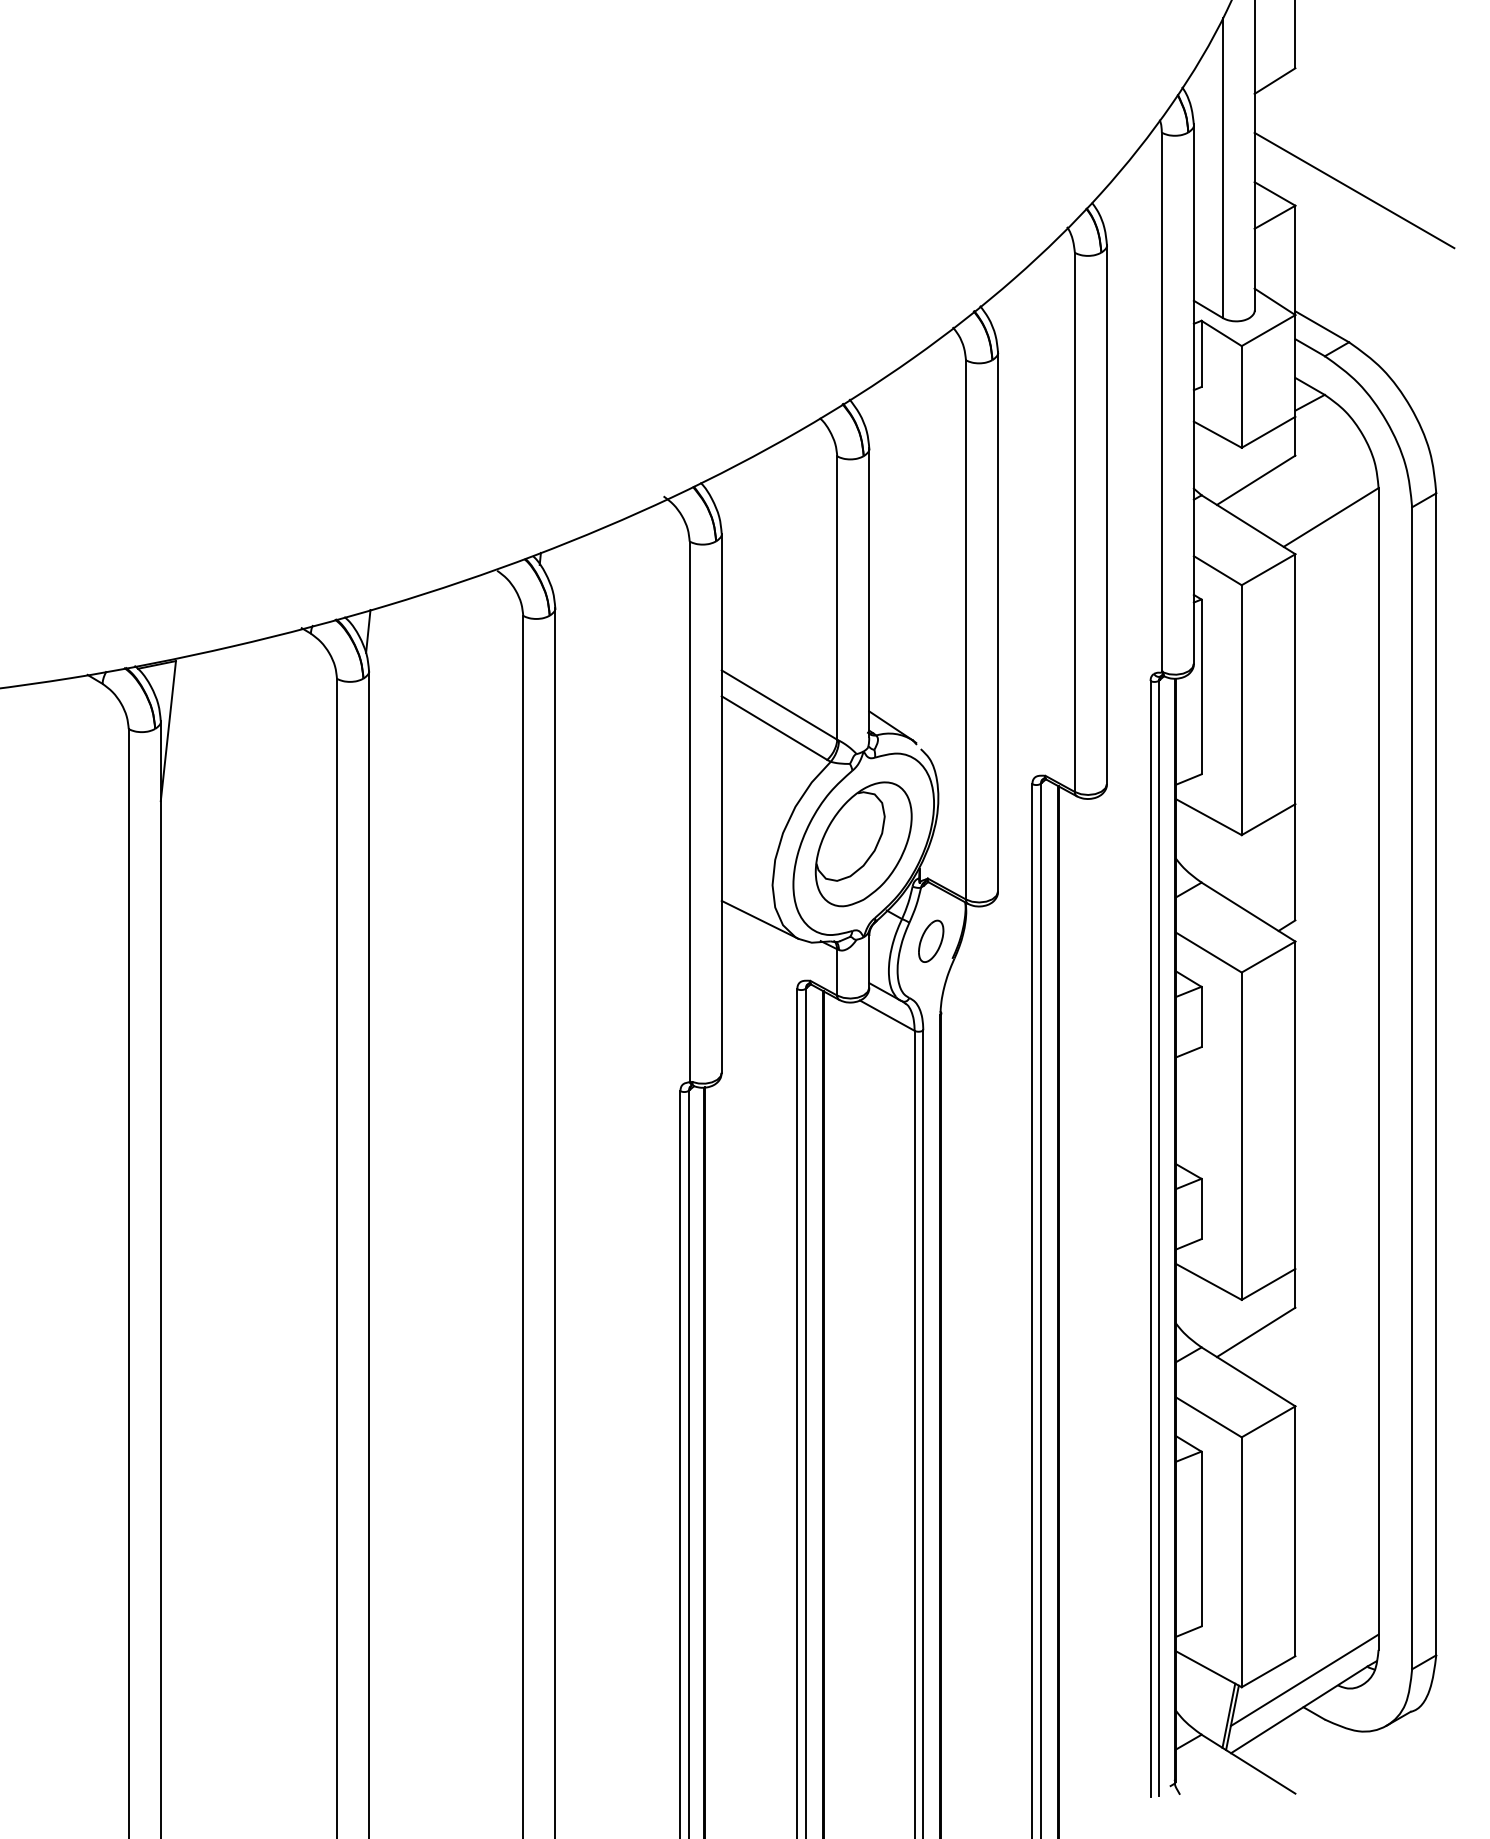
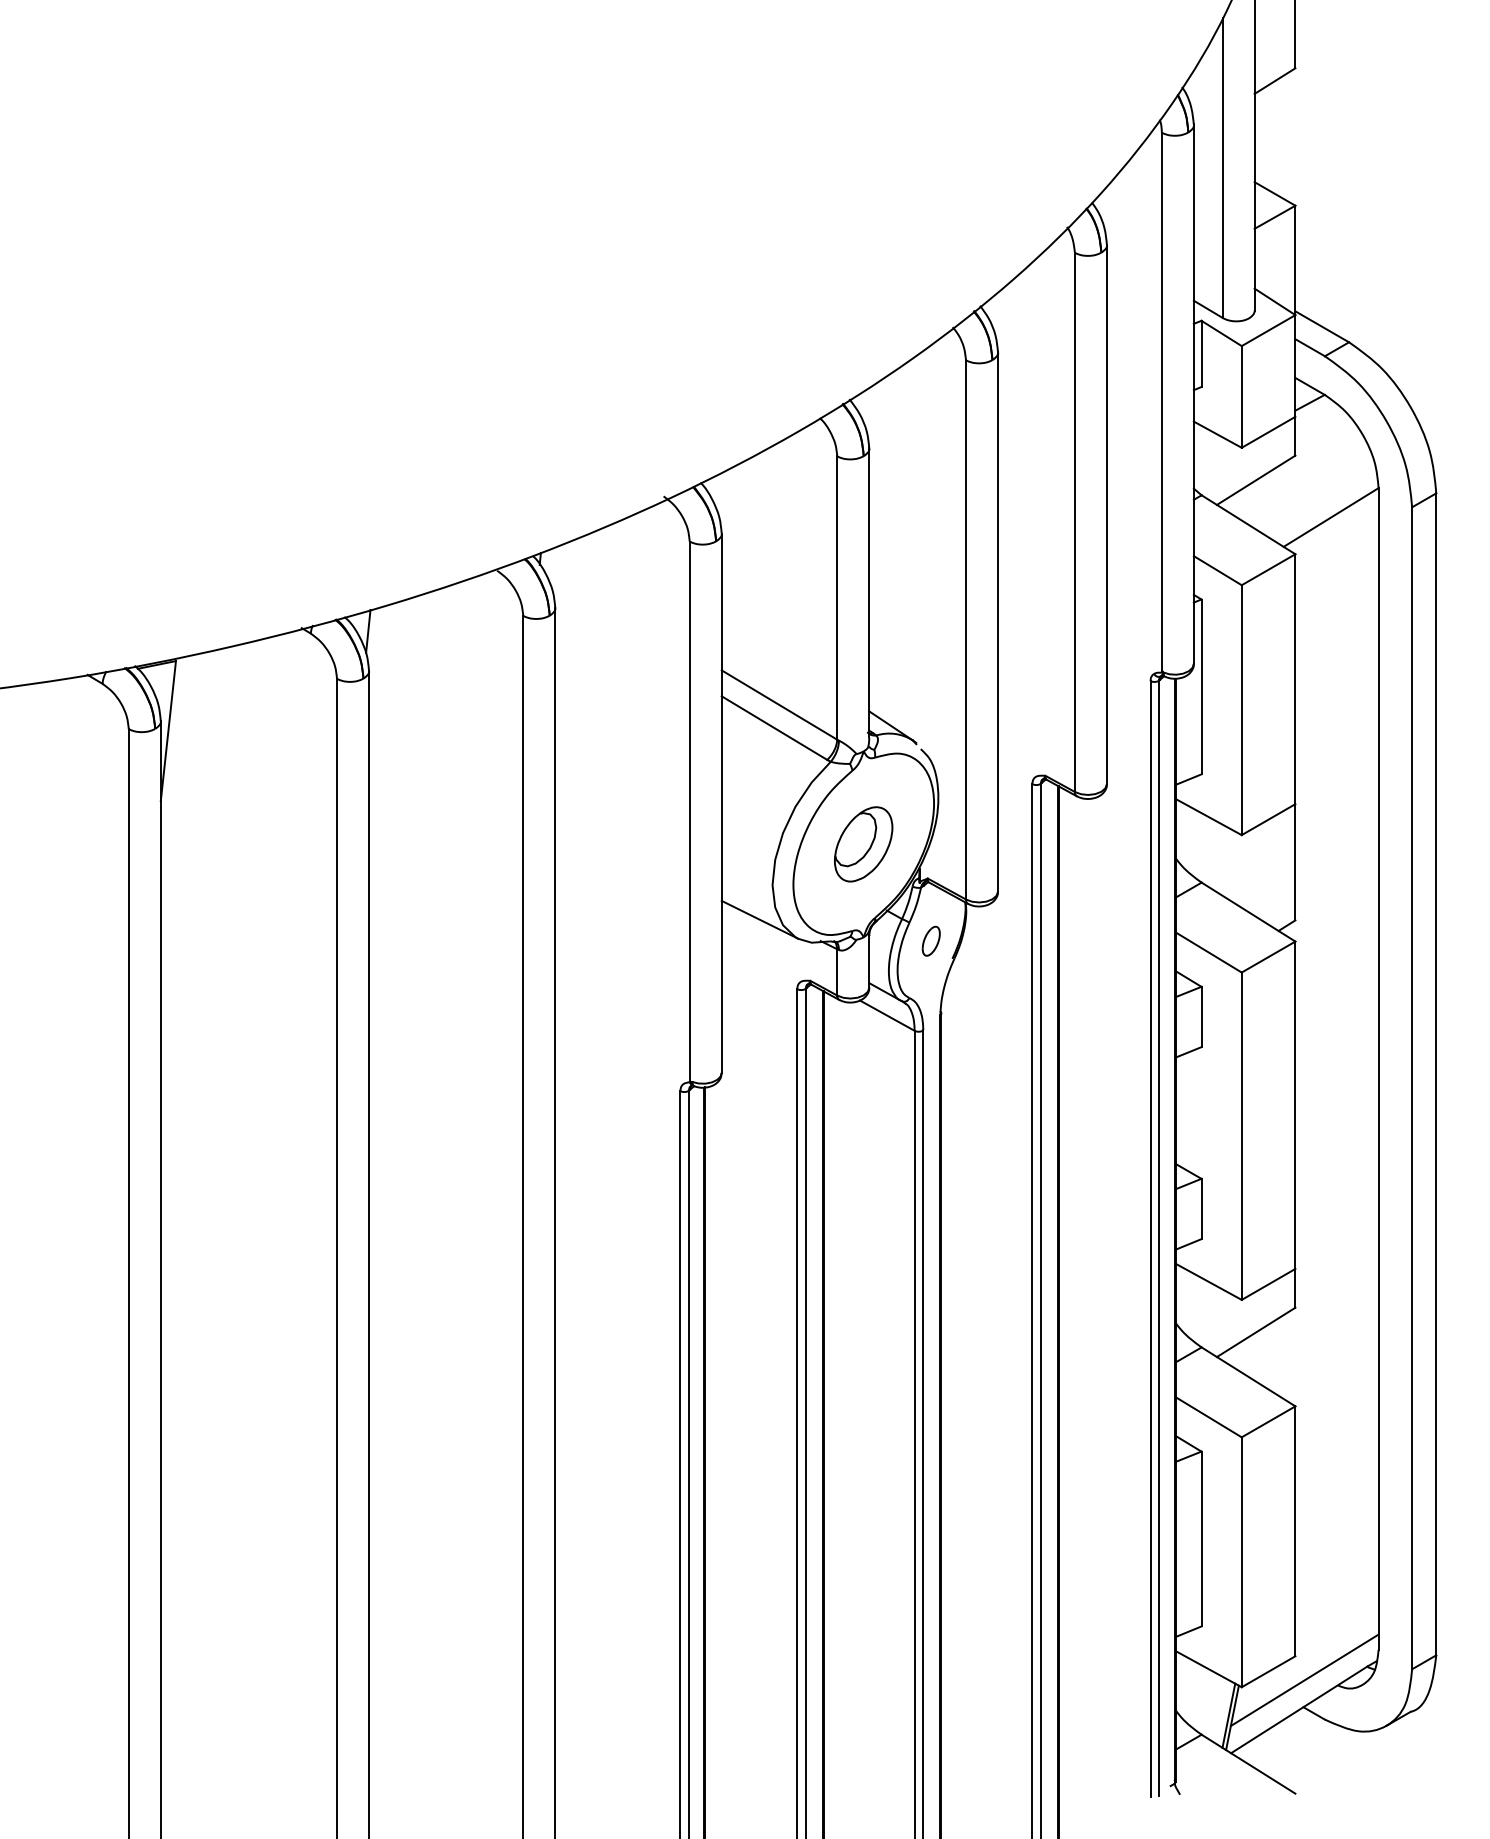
line: present -> none (1354, 190)
part size: 99x127 px -> 60x77 px (863, 844)
part size: 27x44 px -> 20x32 px (930, 940)
